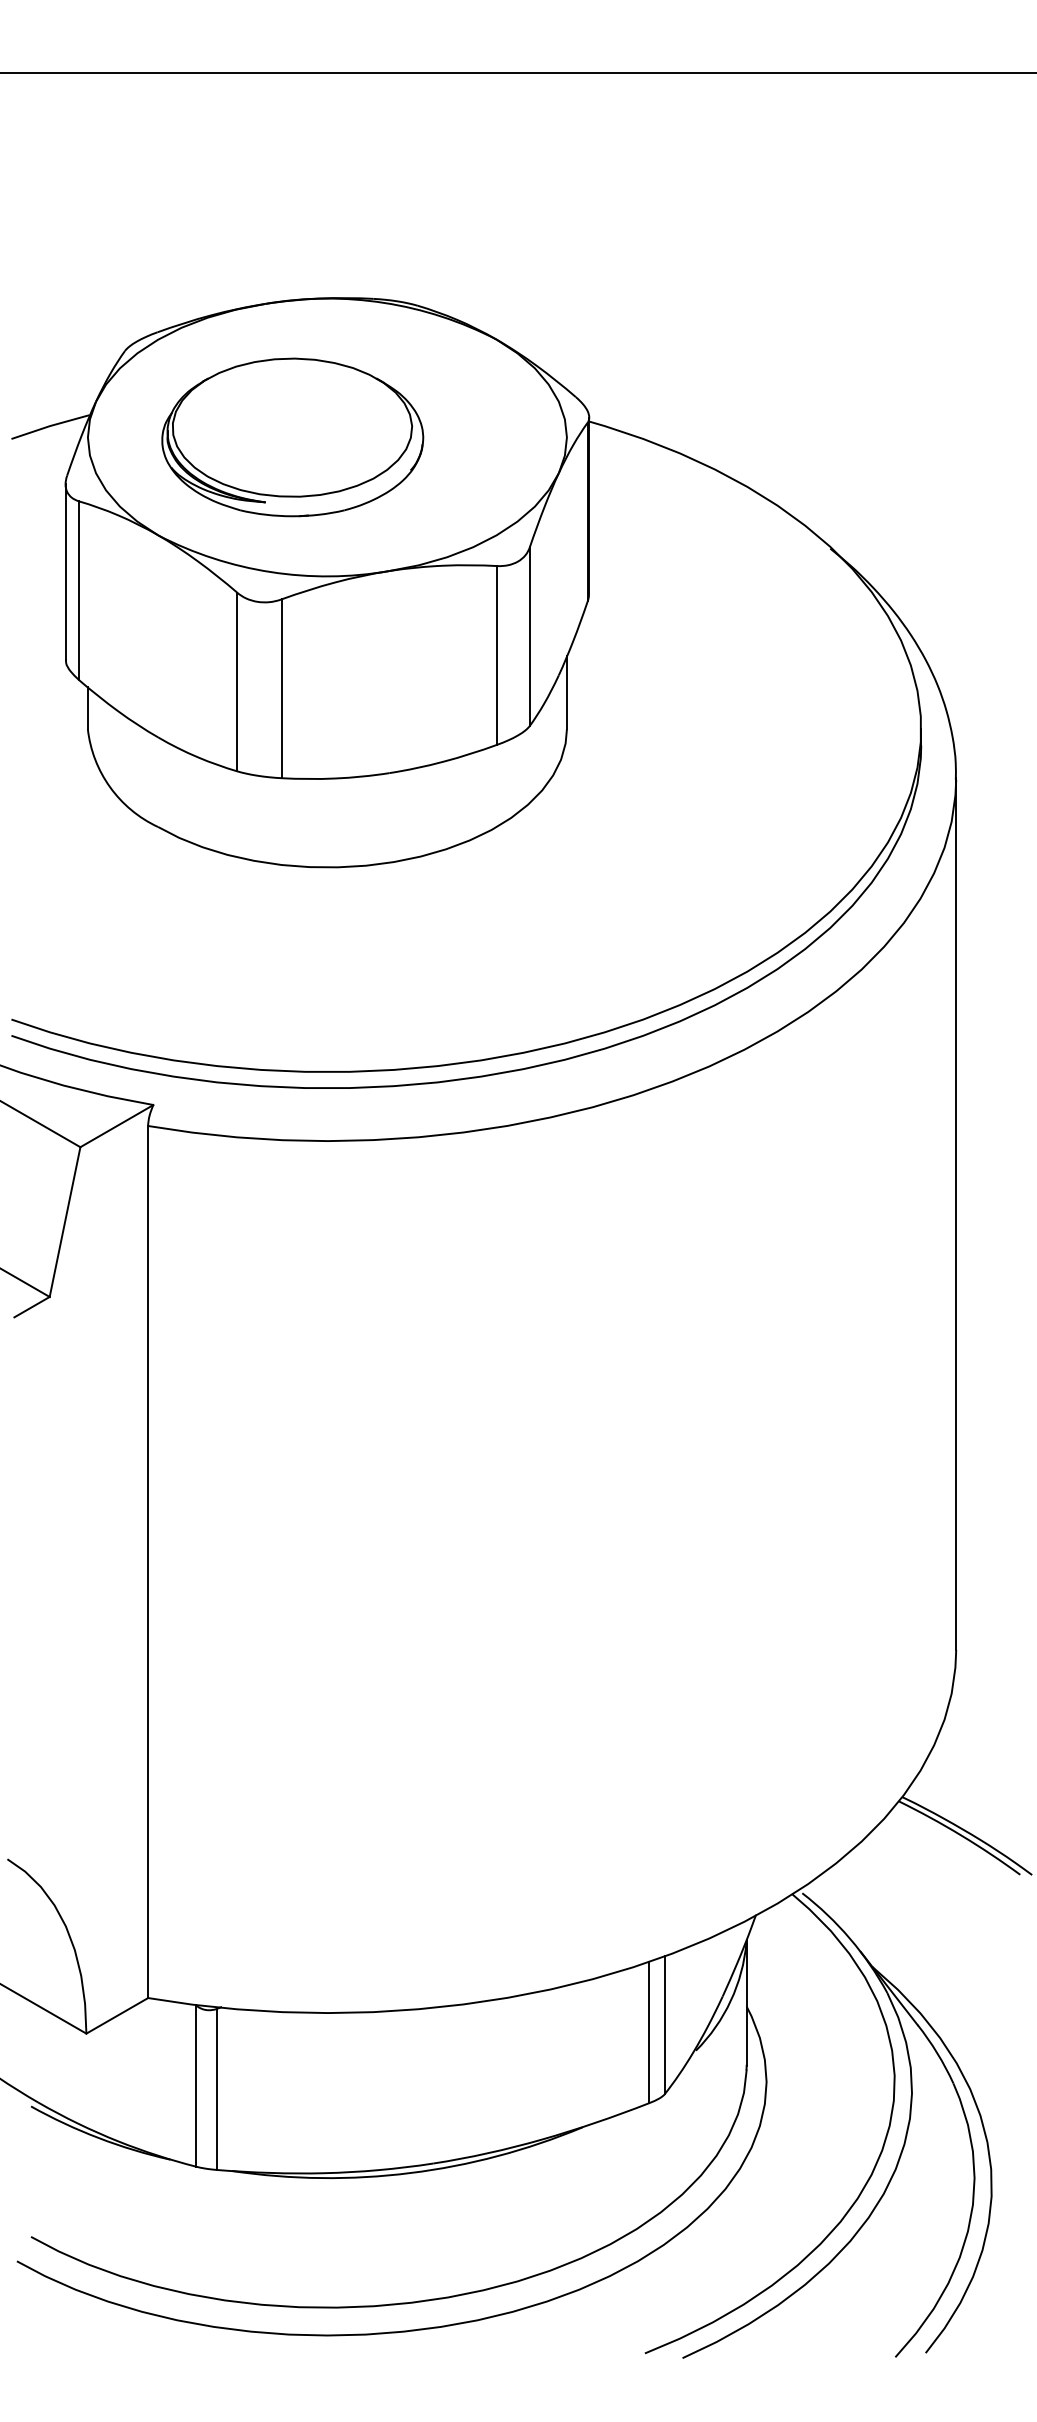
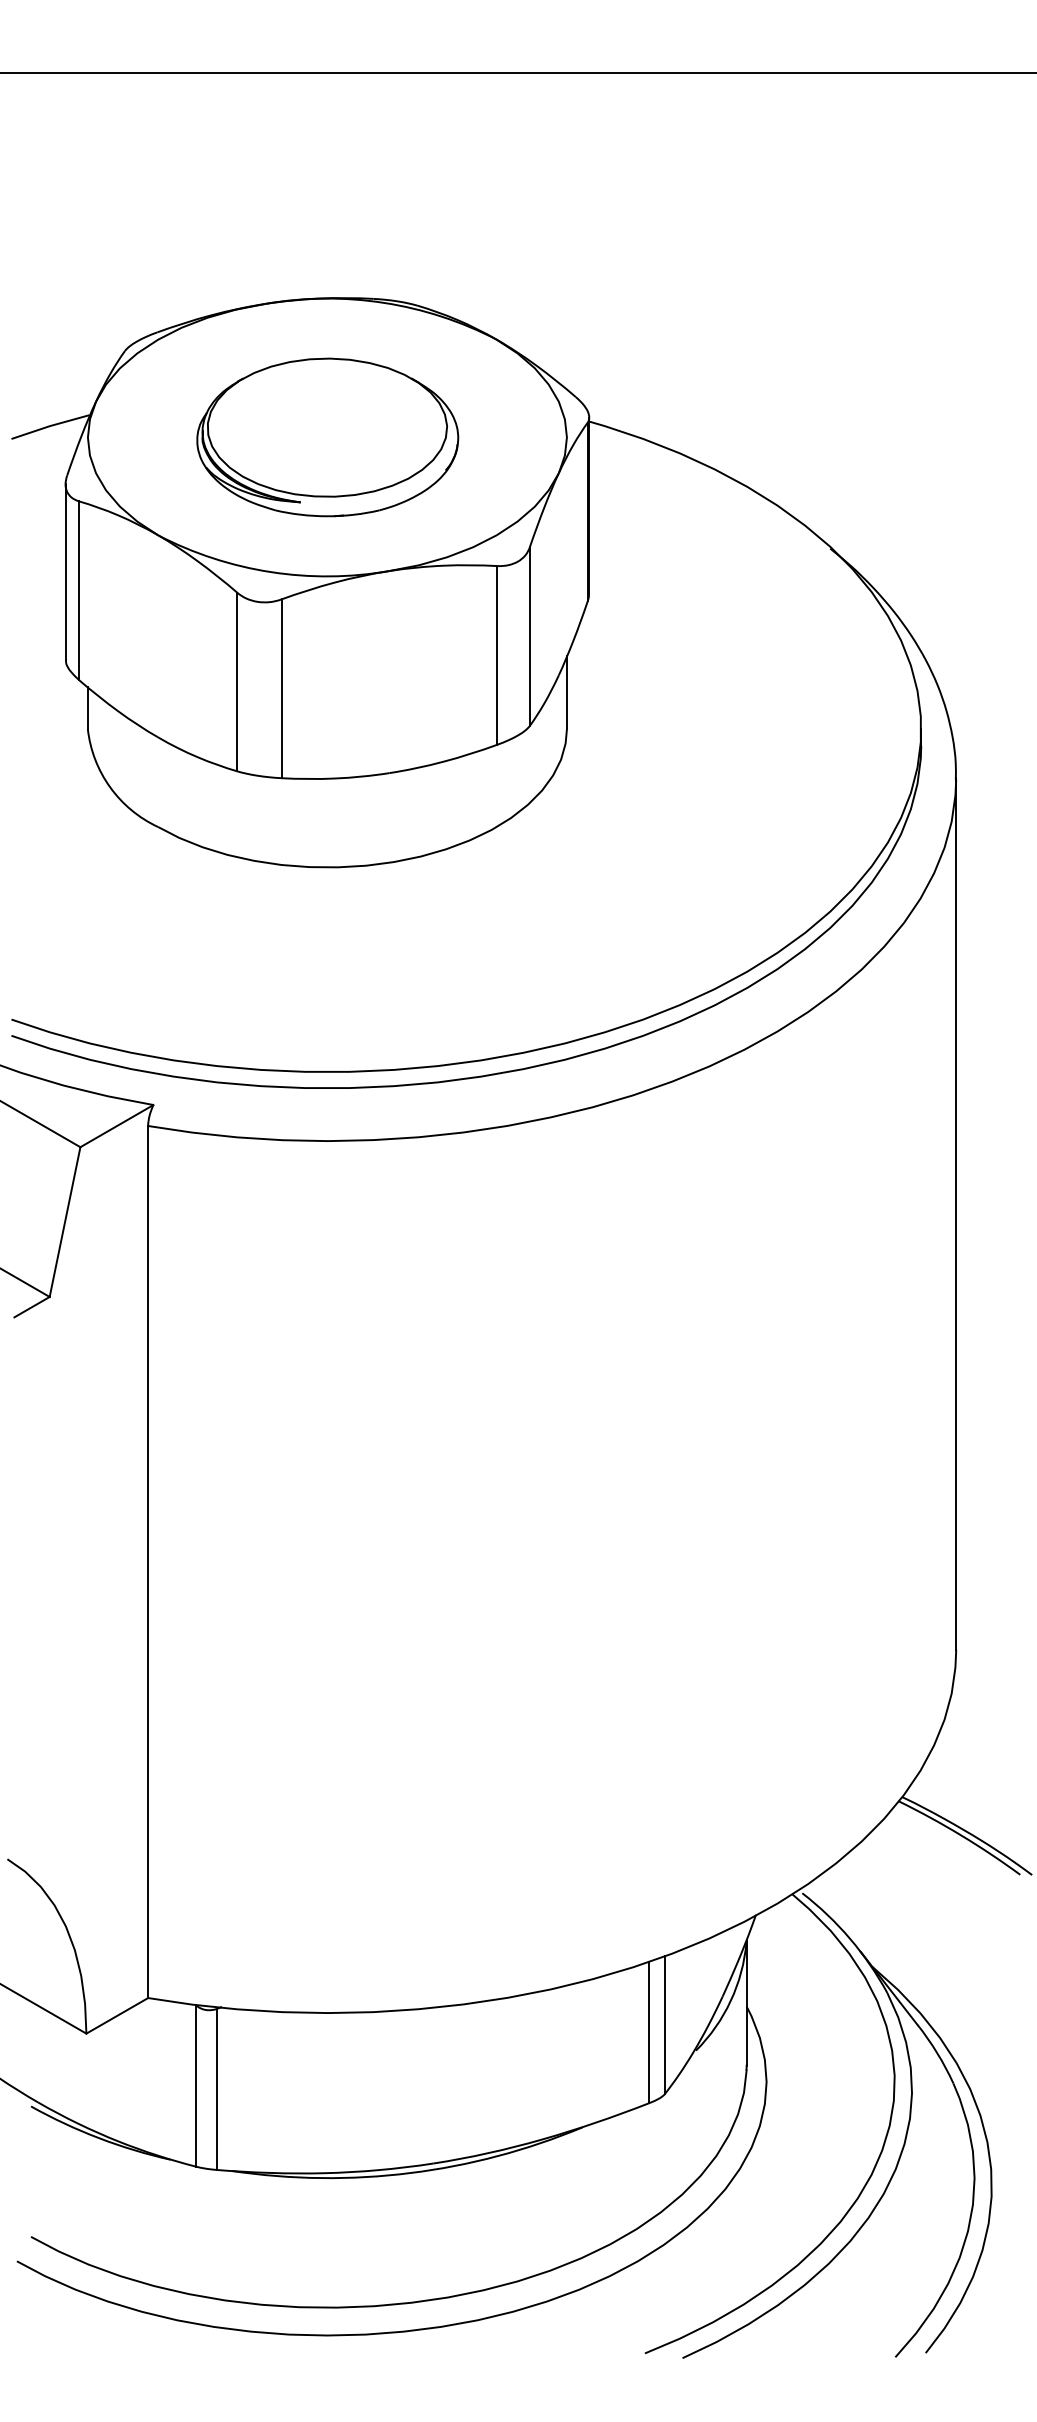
part position: (292, 437) -> (327, 437) (327, 437)
